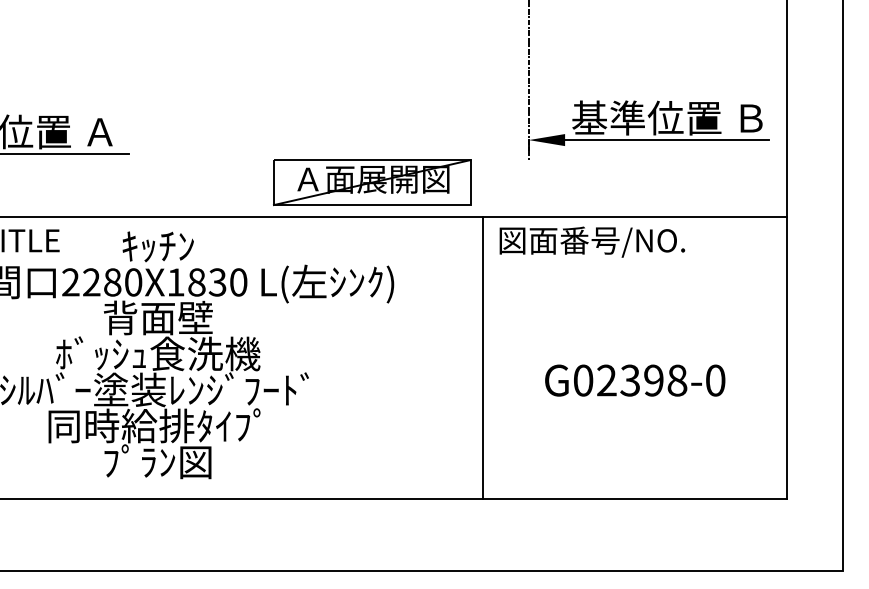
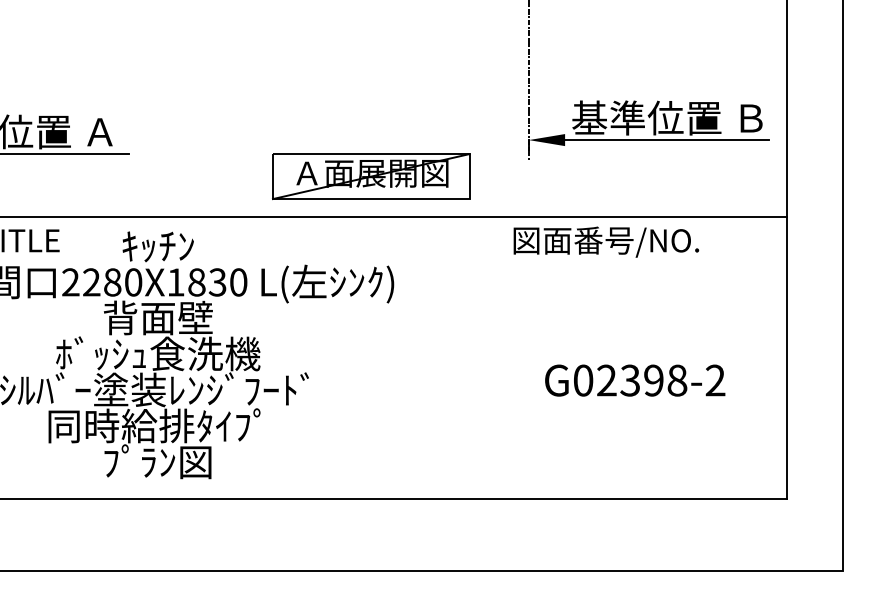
part position: (372, 182) -> (371, 176) (371, 176)
text position: (592, 241) -> (606, 241) (606, 241)
line: present -> none (483, 357)
text: G02398-0 -> G02398-2 (715, 380)
